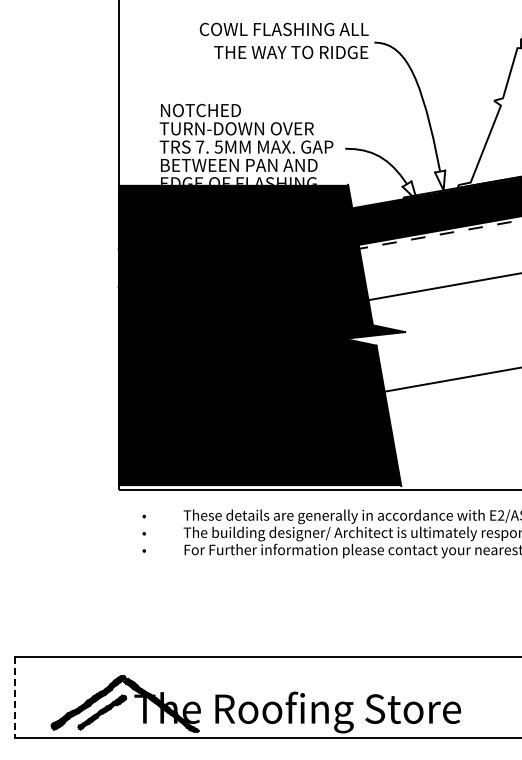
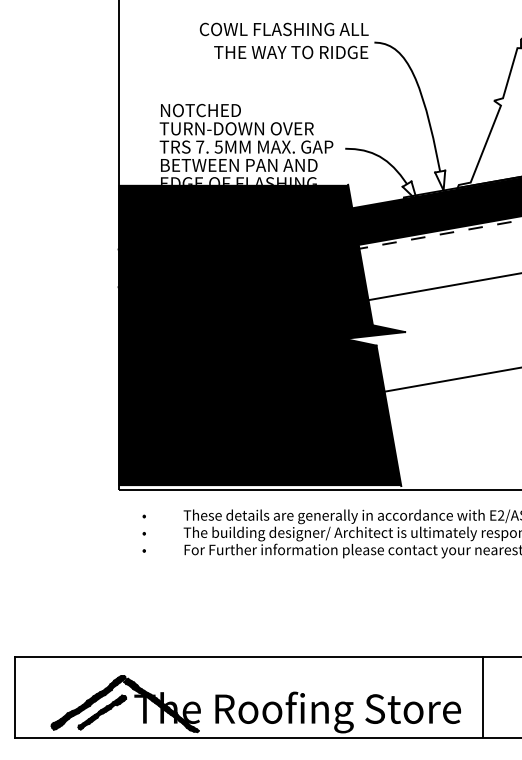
line: none -> present (482, 696)
line: dashed -> solid (15, 697)
